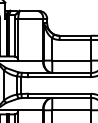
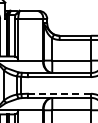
line: solid -> dashed (59, 93)
